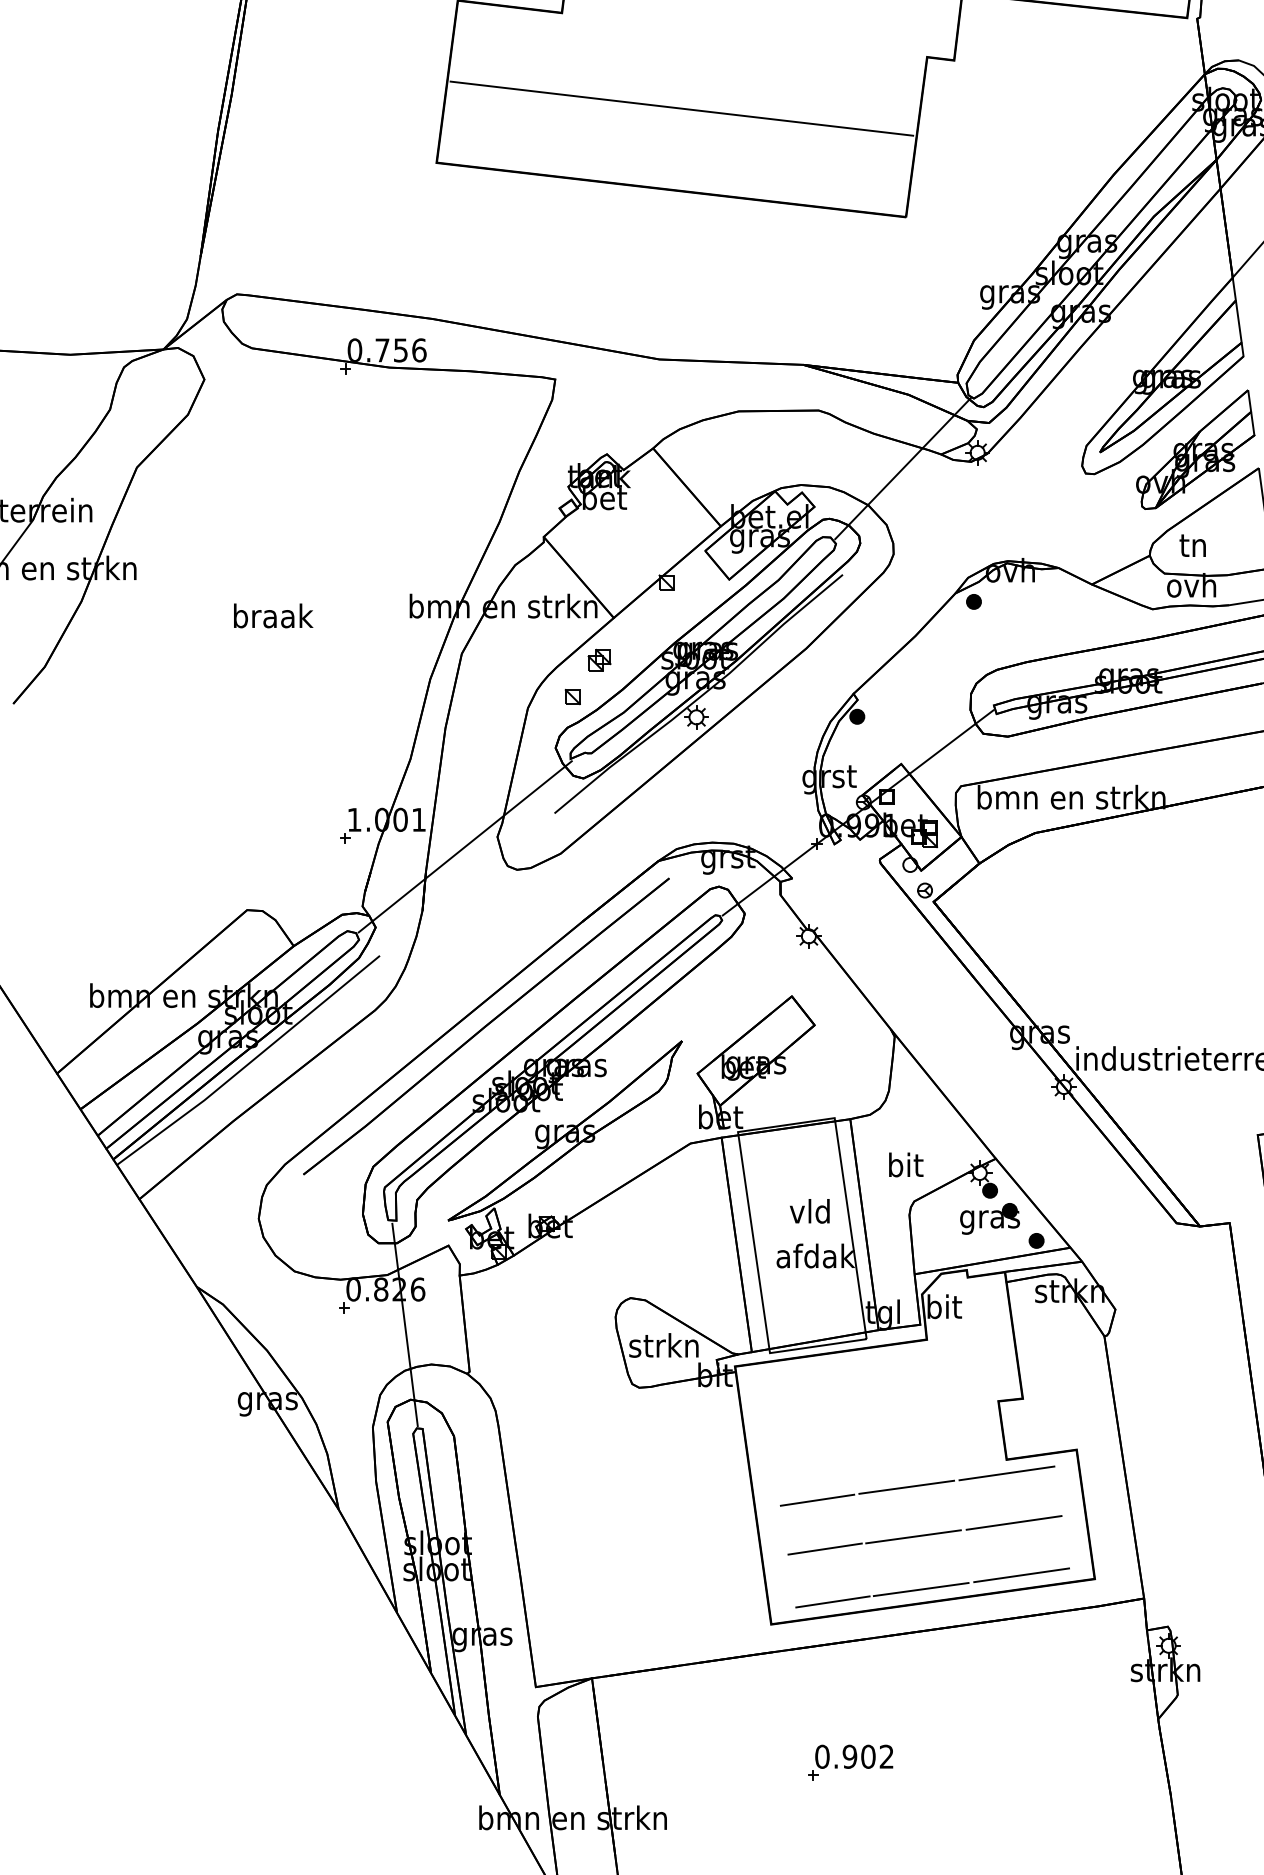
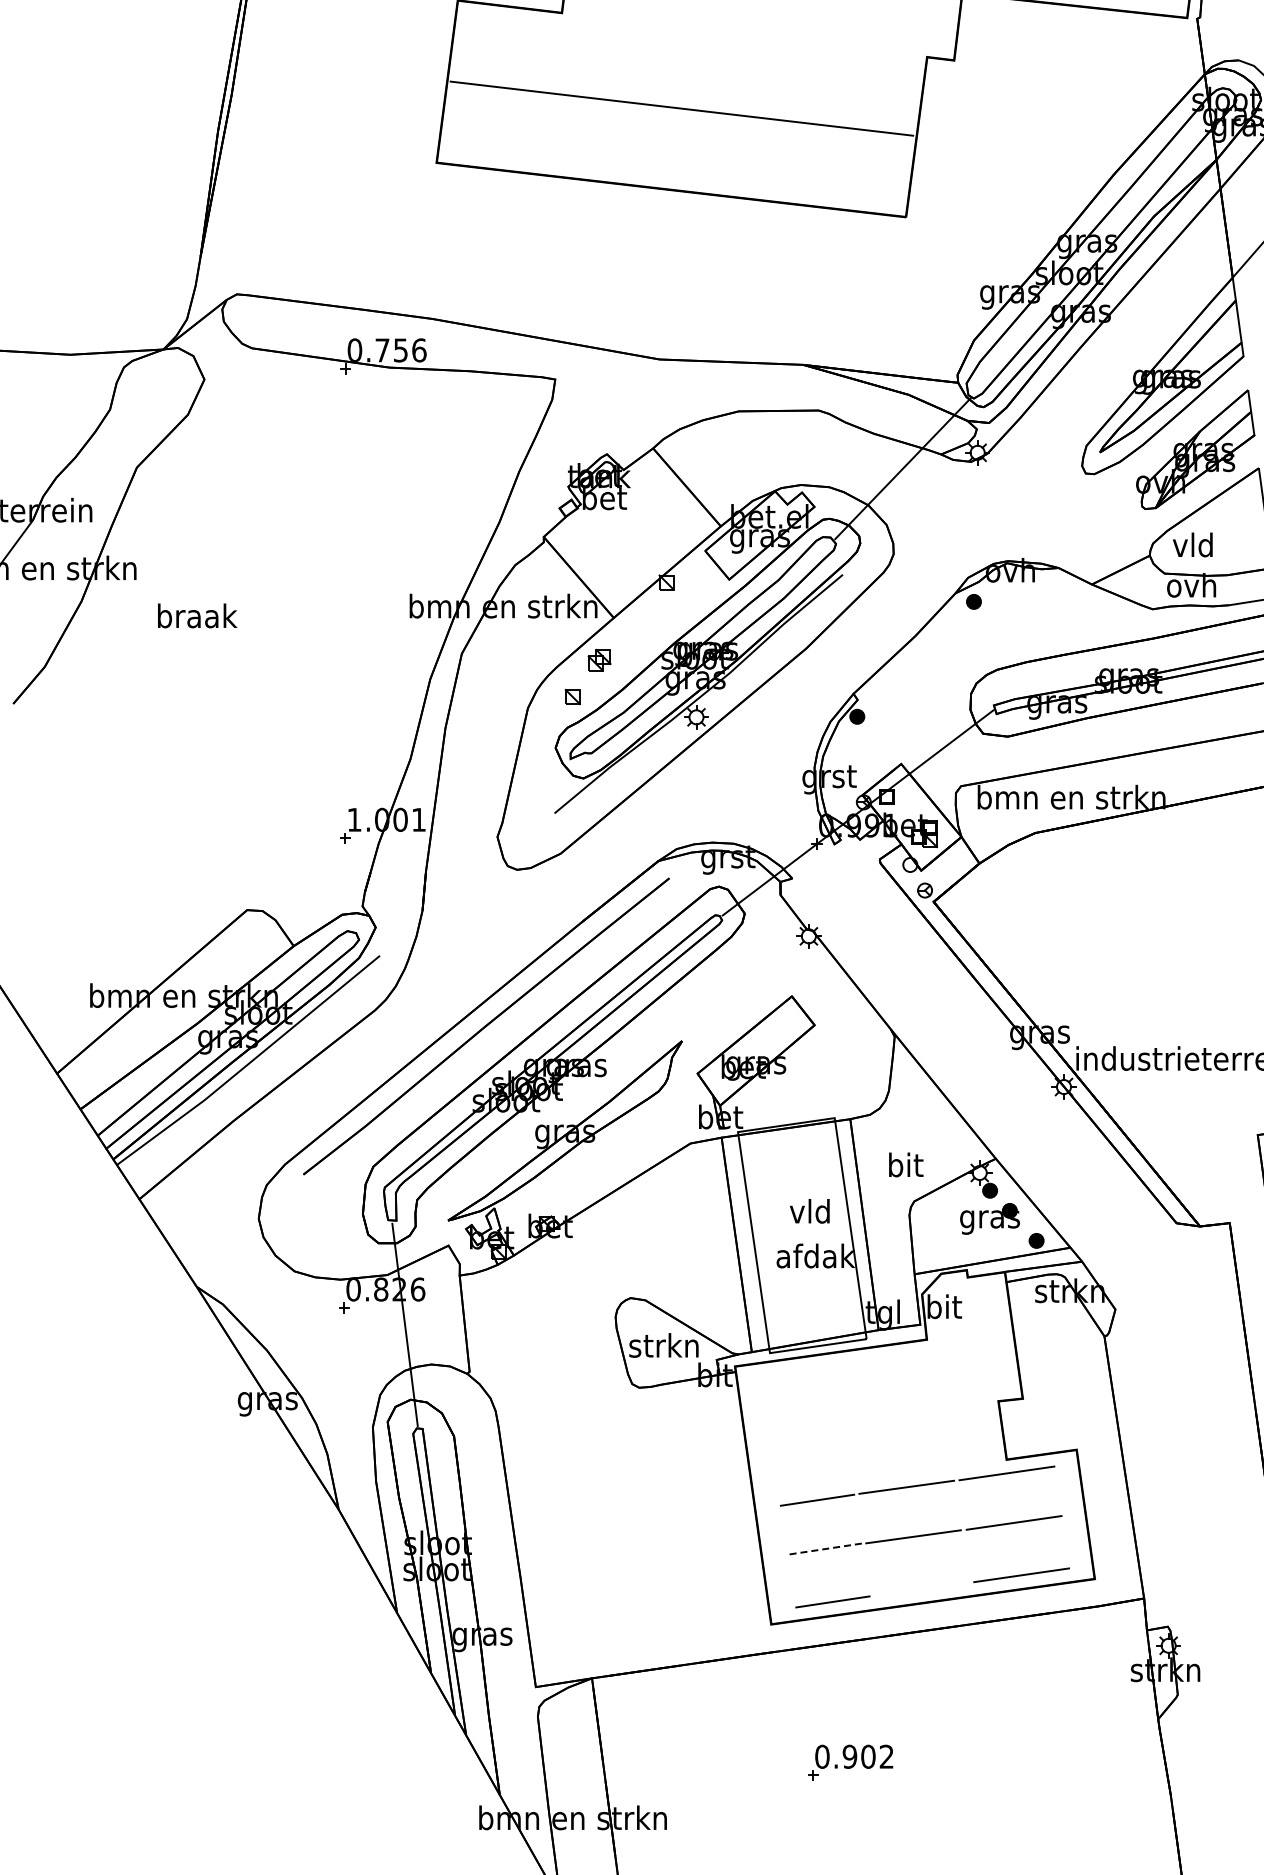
text: tn -> vld (1192, 544)
text position: (273, 615) -> (197, 615) (197, 615)
line: present -> none (464, 846)
line: solid -> dashed (824, 1549)
line: present -> none (920, 1589)
